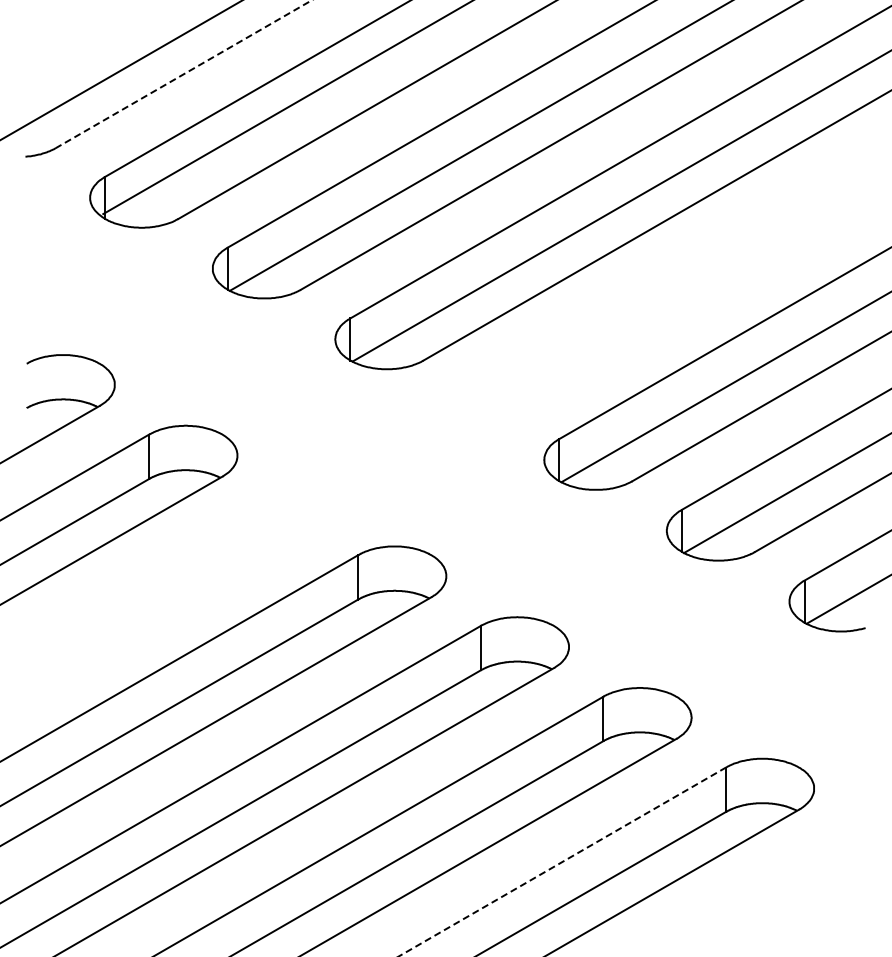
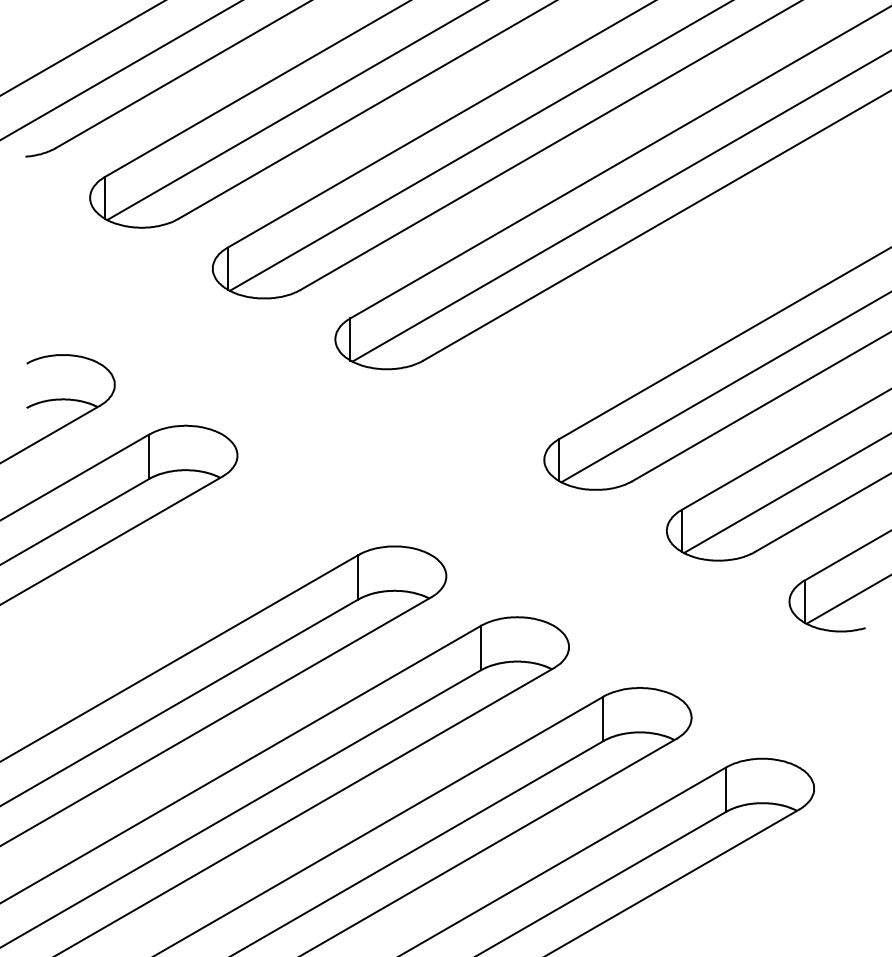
line: none -> present (82, 48)
line: dashed -> solid (183, 74)
line position: (286, 108) -> (295, 111) (295, 111)
line: dashed -> solid (562, 861)
